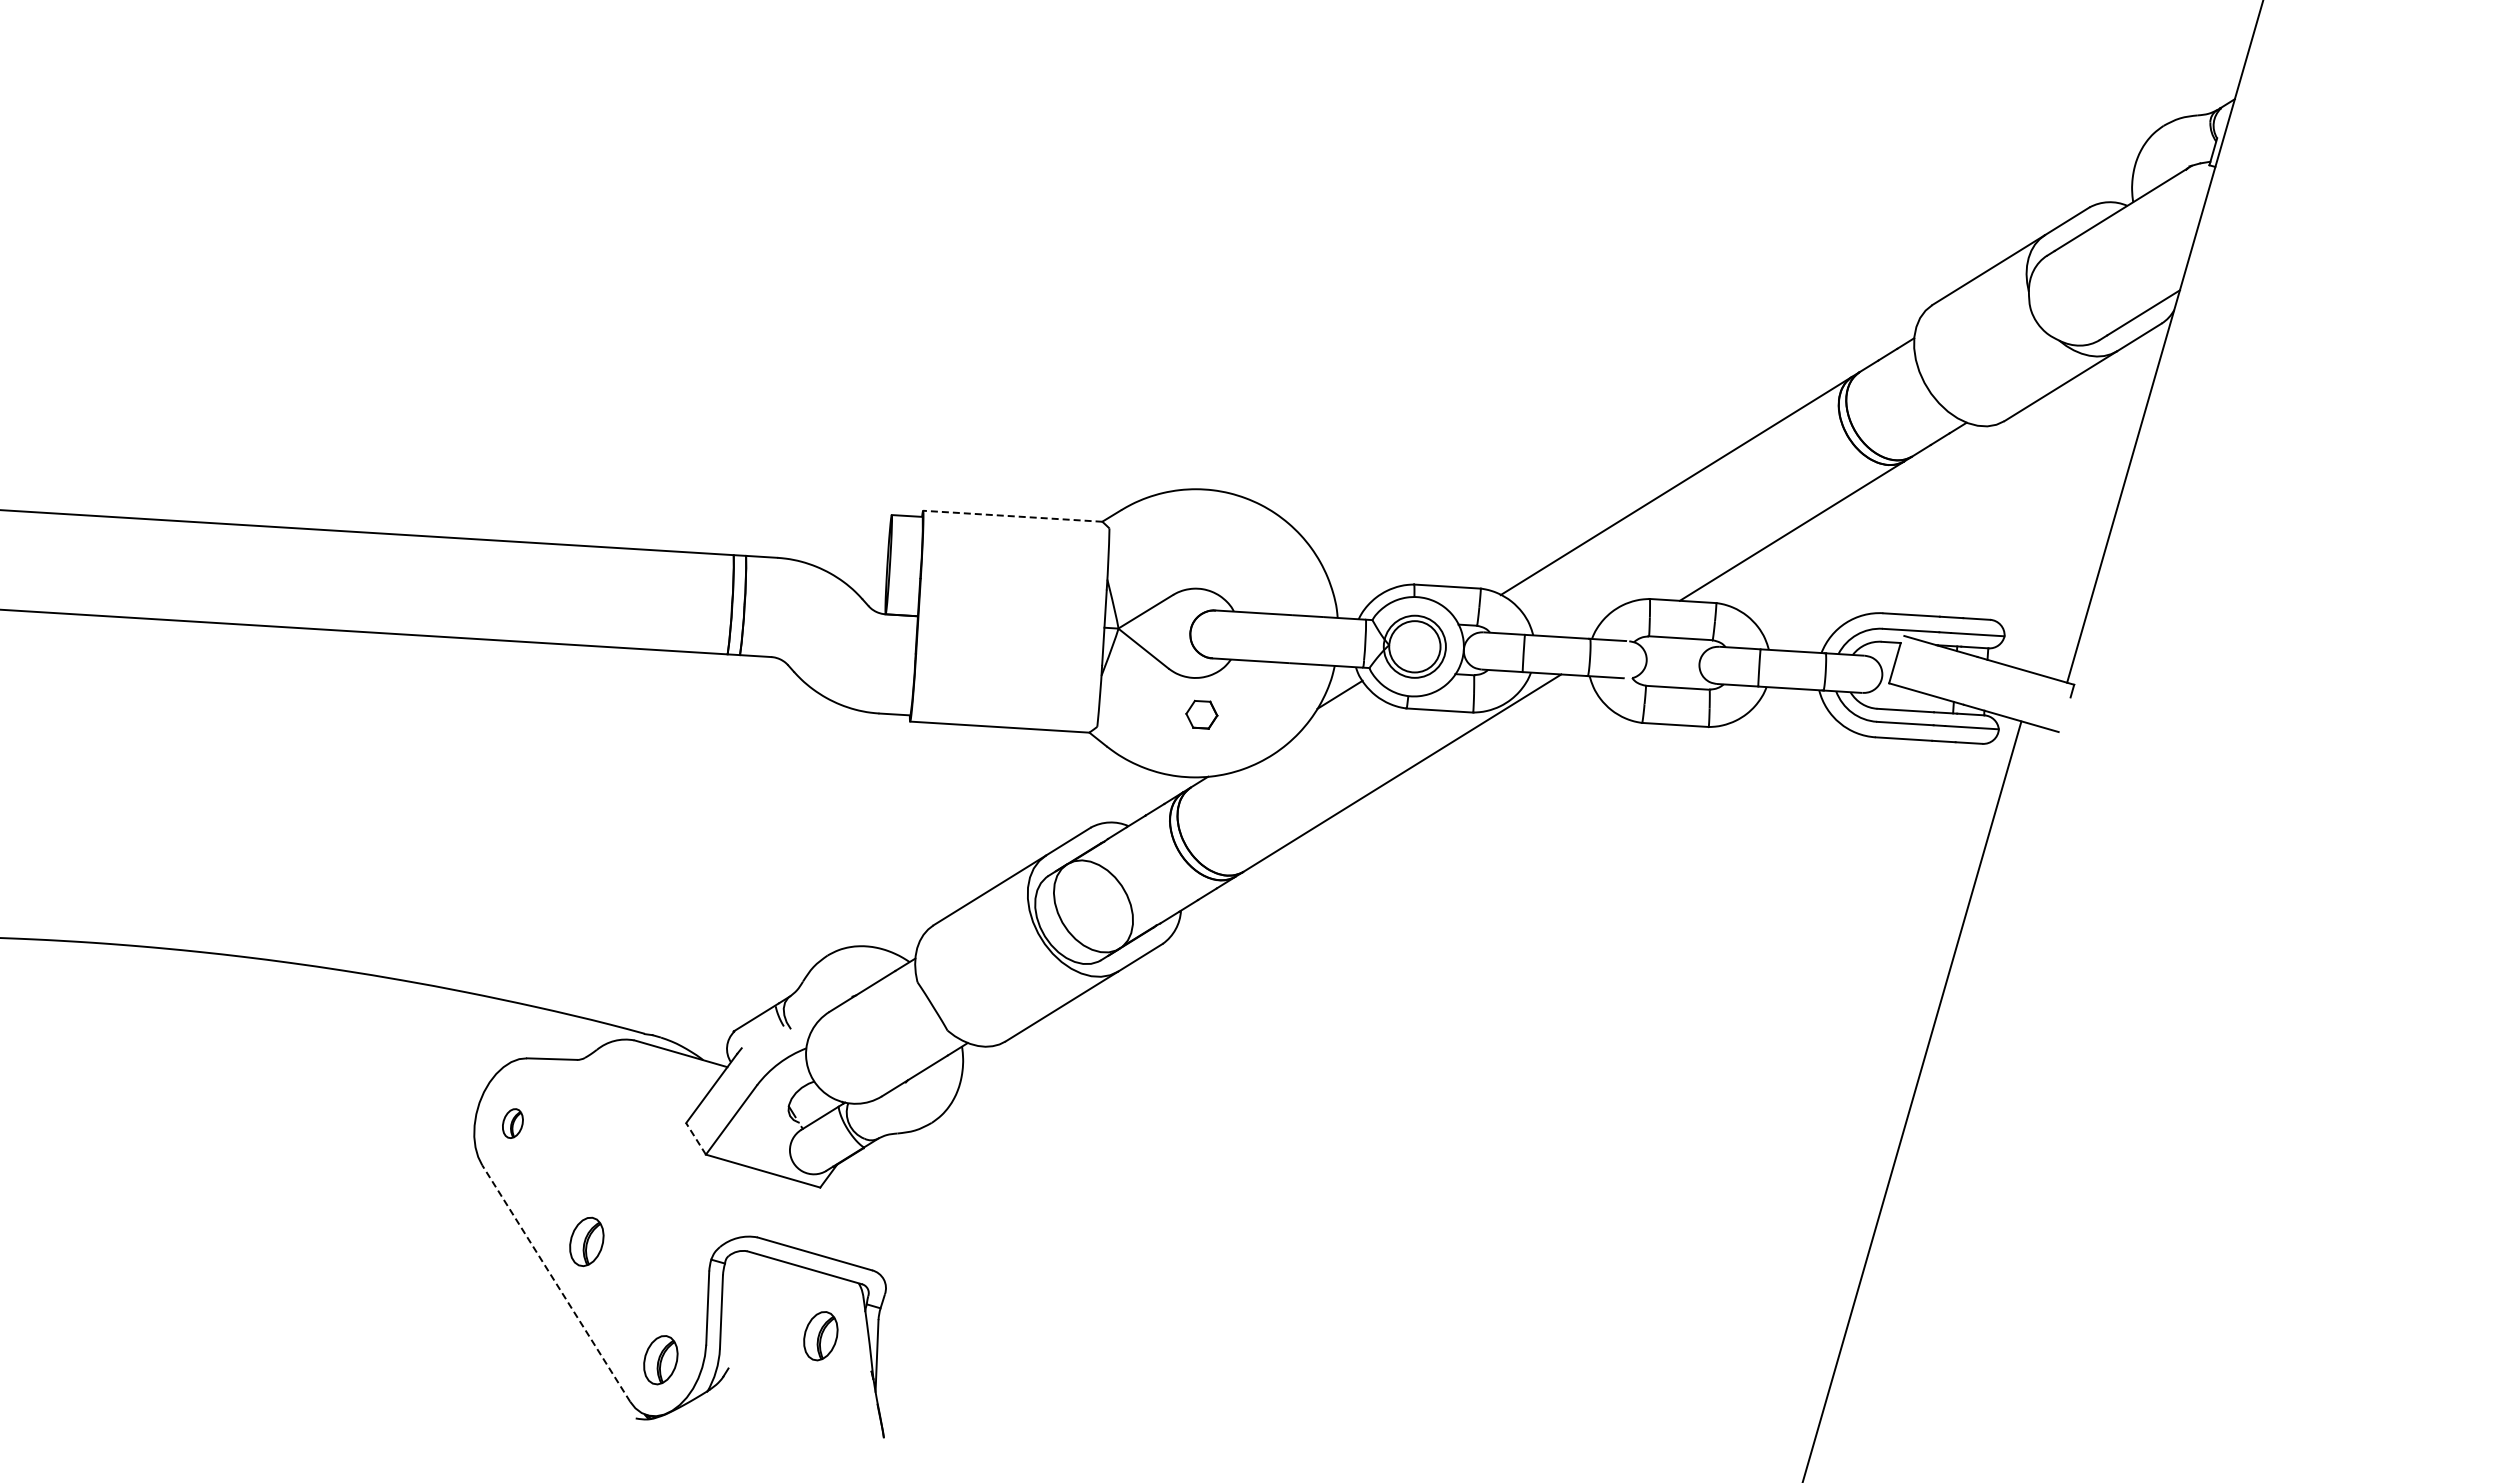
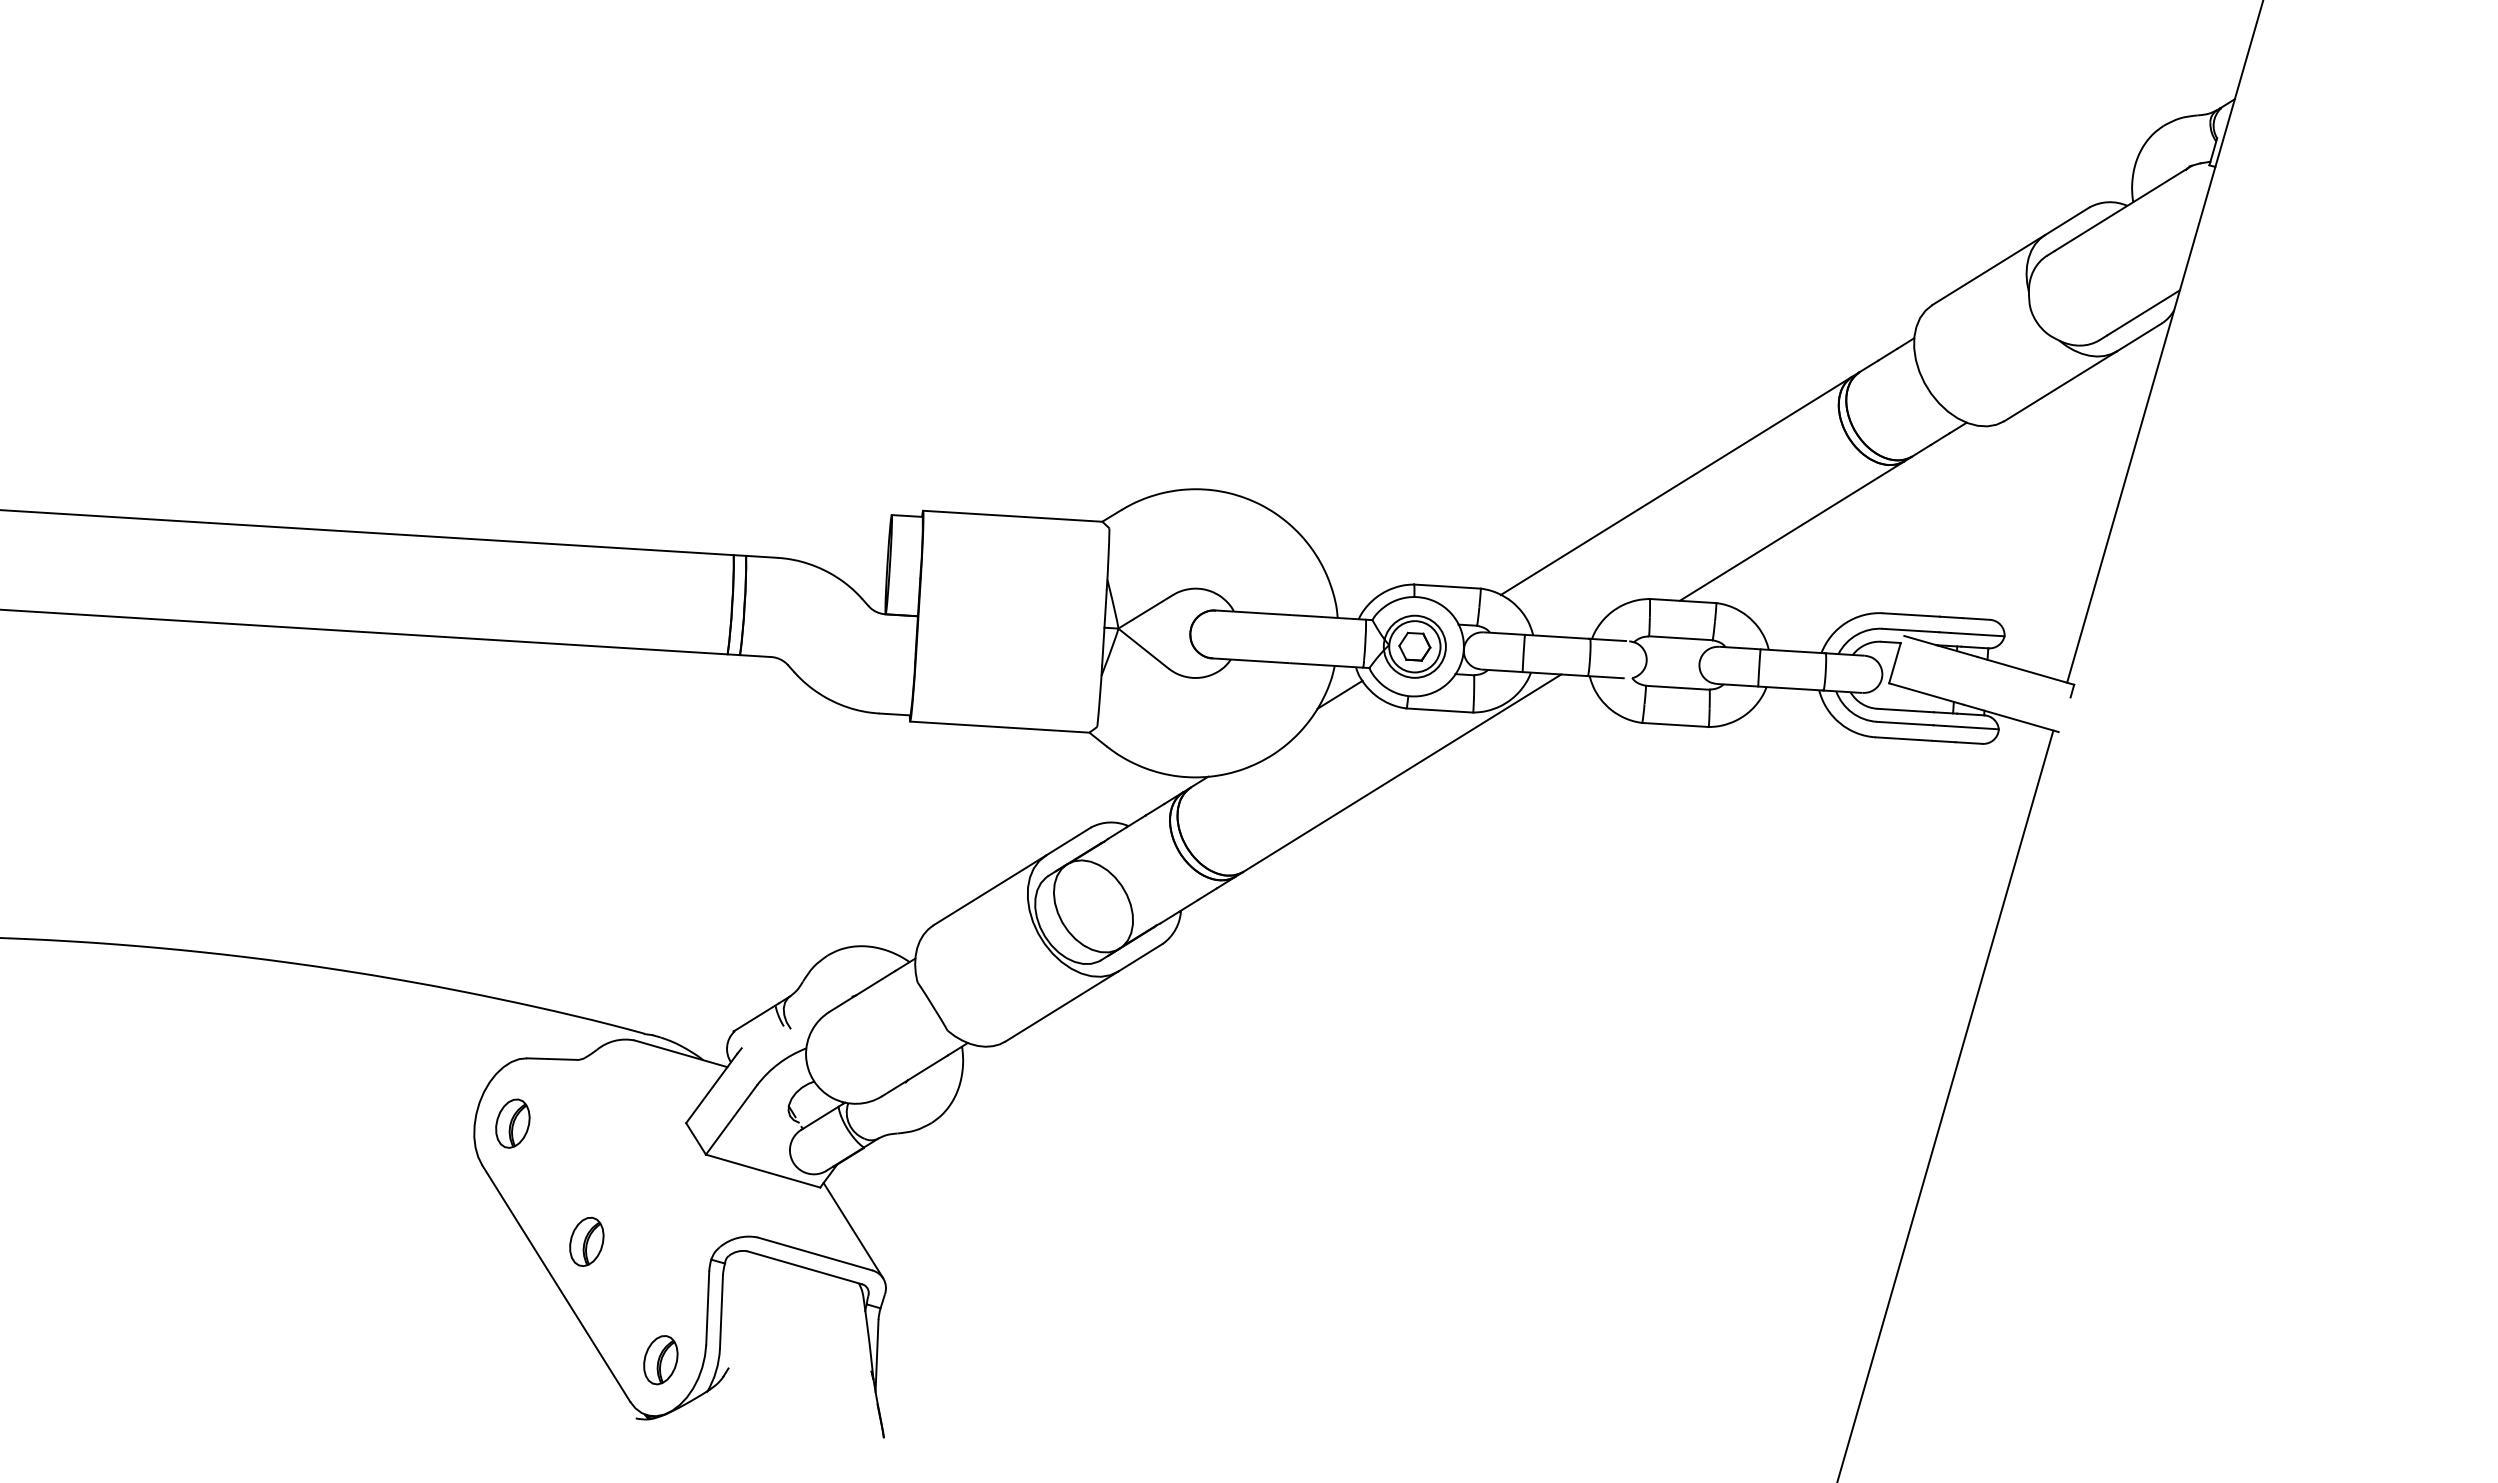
line: dashed -> solid (1012, 516)
part position: (1201, 714) -> (1414, 646) (1414, 646)
line position: (1912, 1100) -> (1945, 1104) (1945, 1104)
part size: 22x31 px -> 36x51 px (512, 1123)
line: dashed -> solid (696, 1138)
line: none -> present (853, 1230)
line: dashed -> solid (555, 1283)
part: present -> none (820, 1336)
